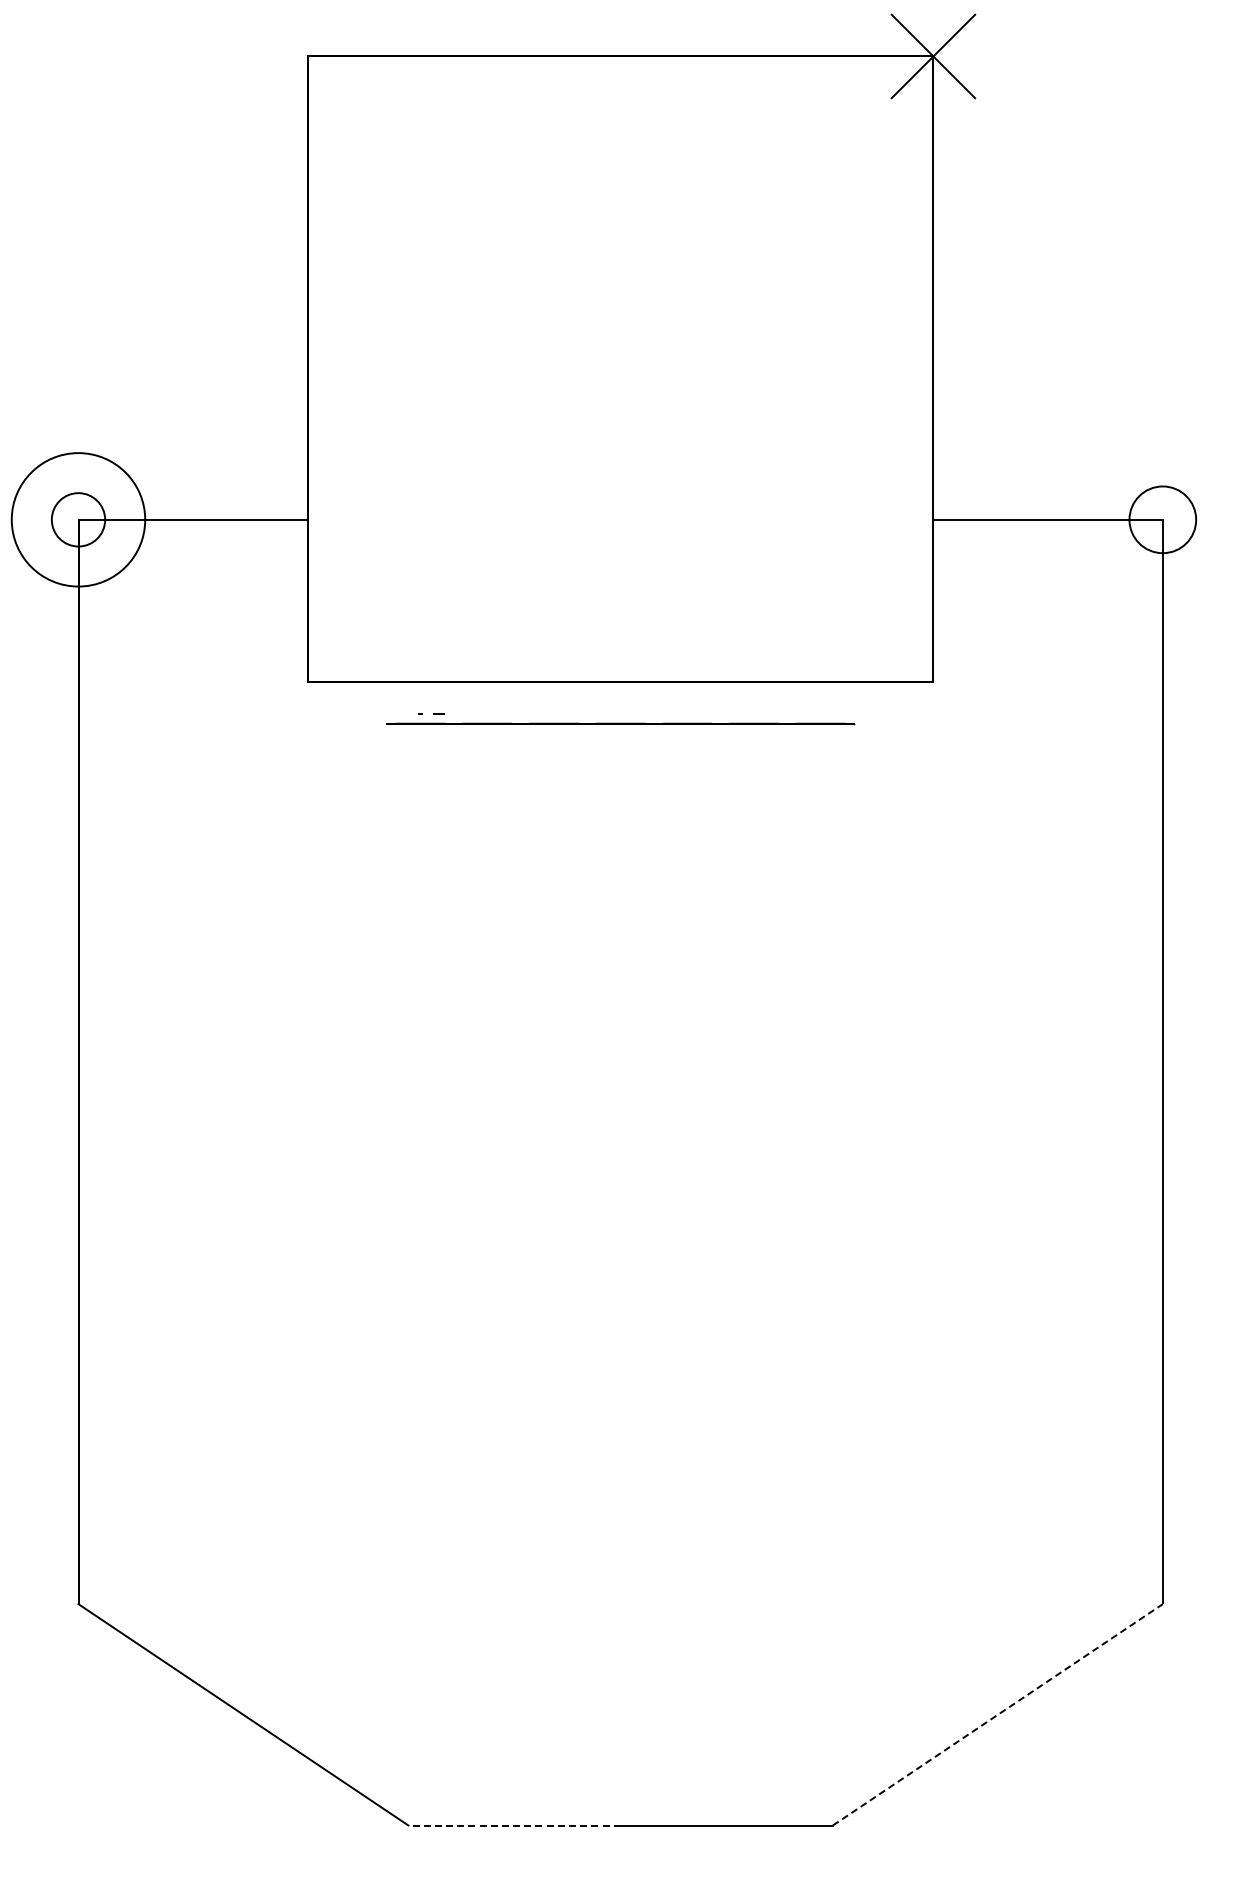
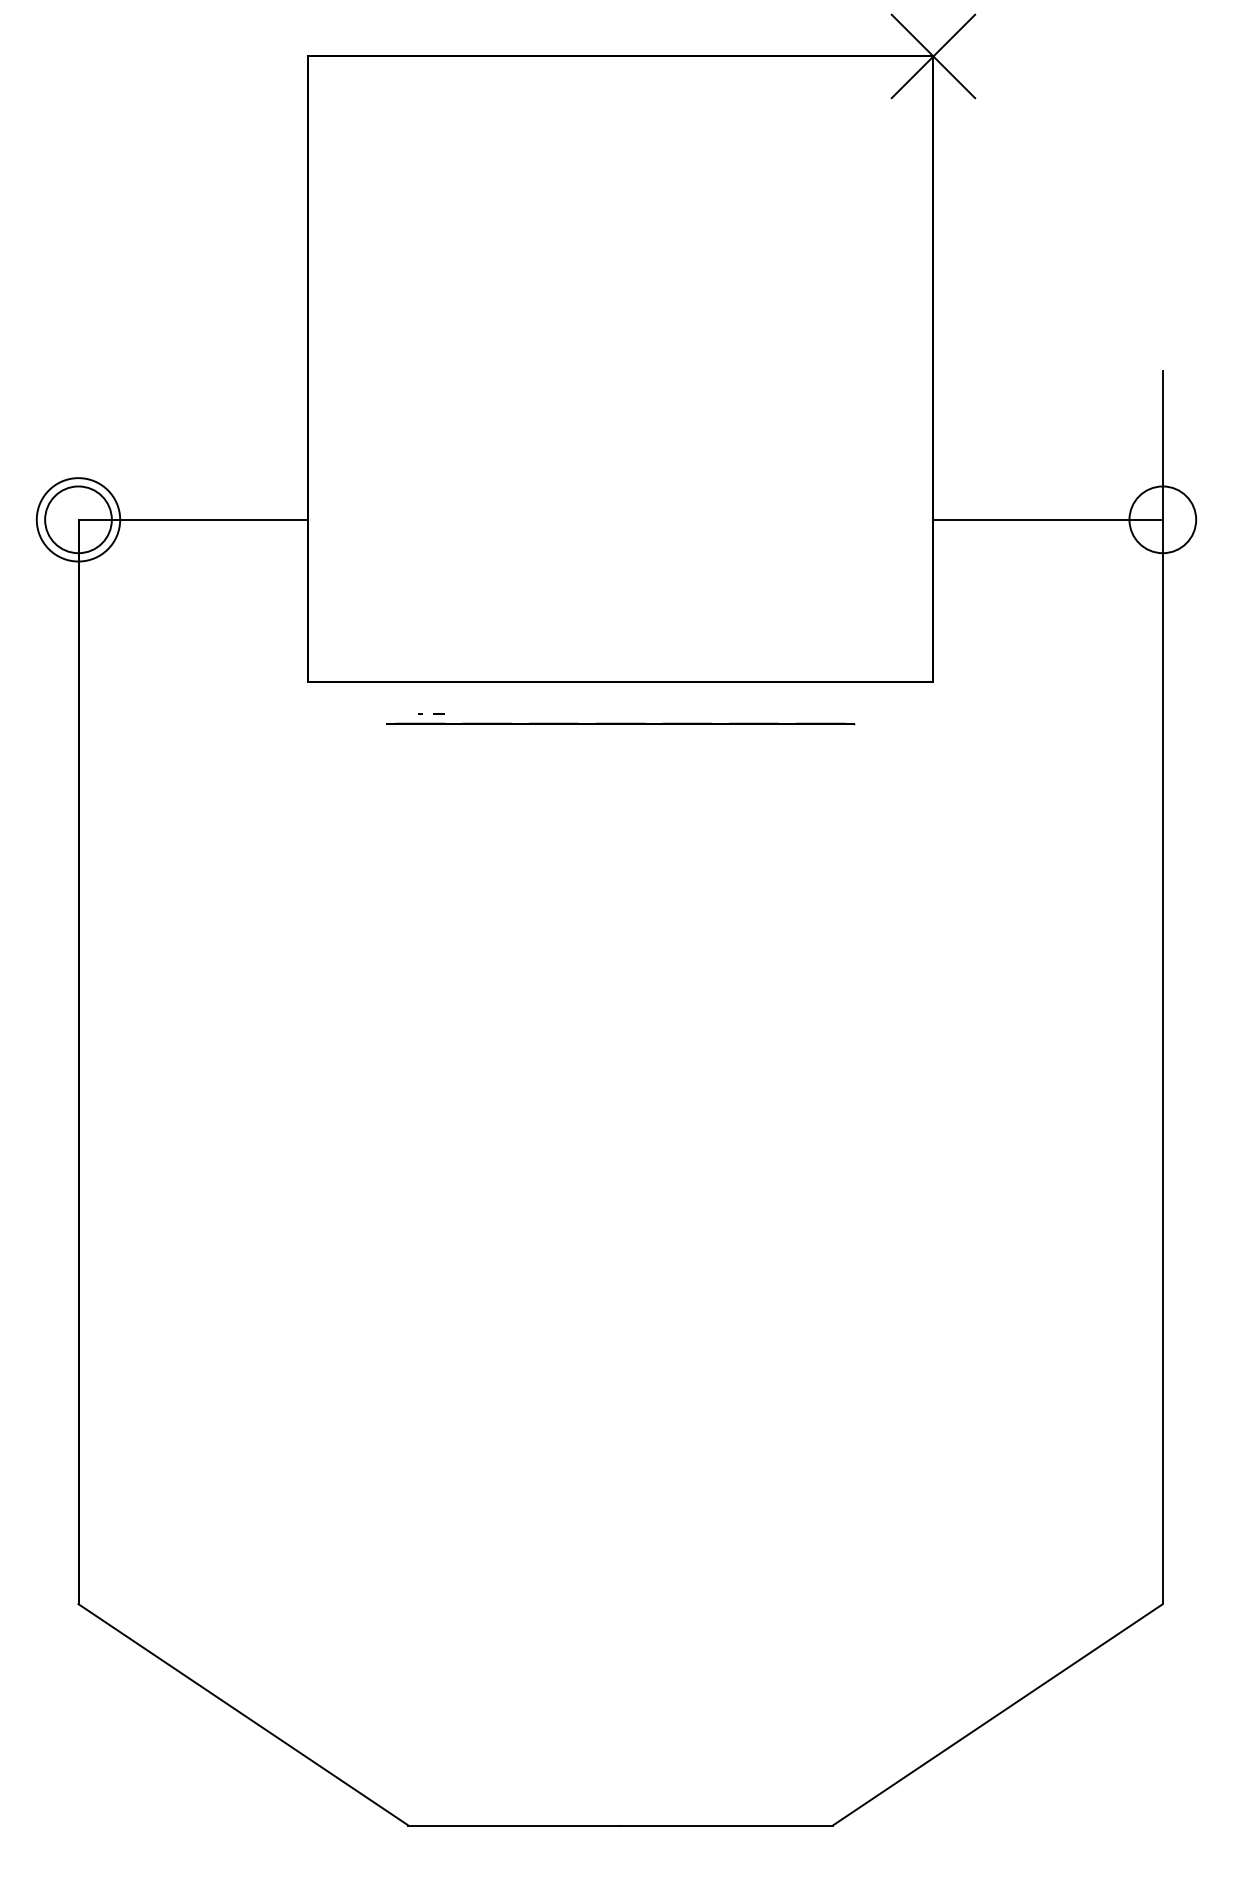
line: none -> present (1162, 444)
circle diameter: 133 px -> 83 px (78, 519)
circle diameter: 53 px -> 67 px (78, 519)
line: dashed -> solid (997, 1714)
line: dashed -> solid (514, 1825)
